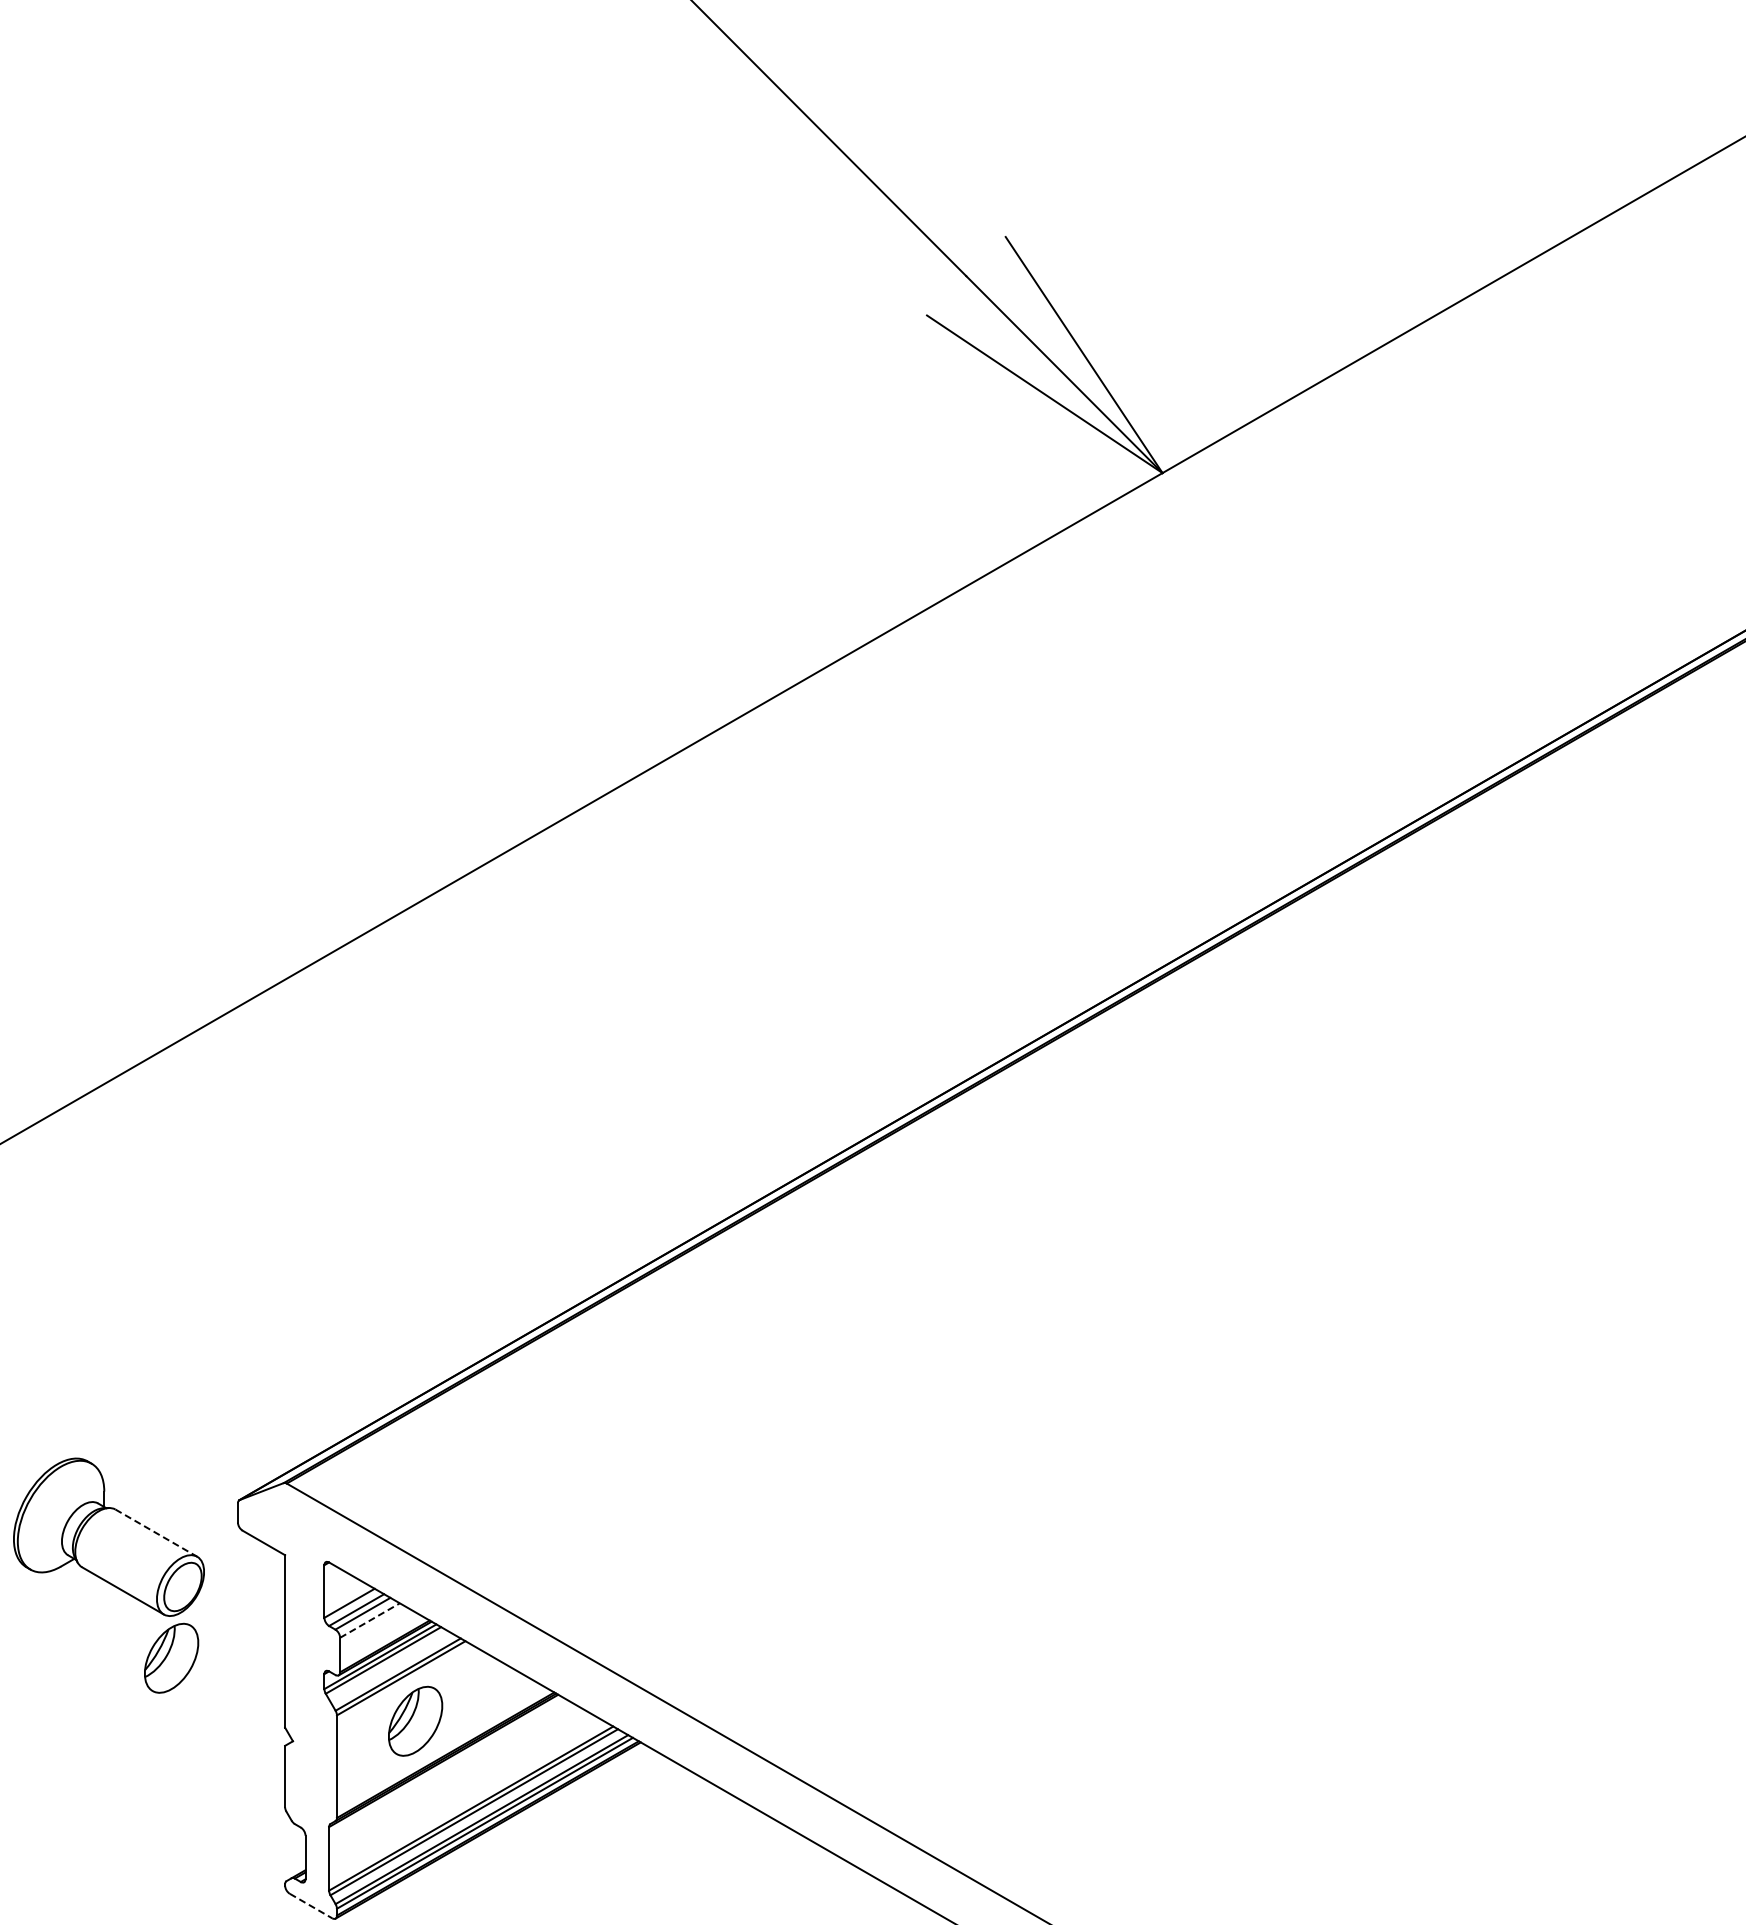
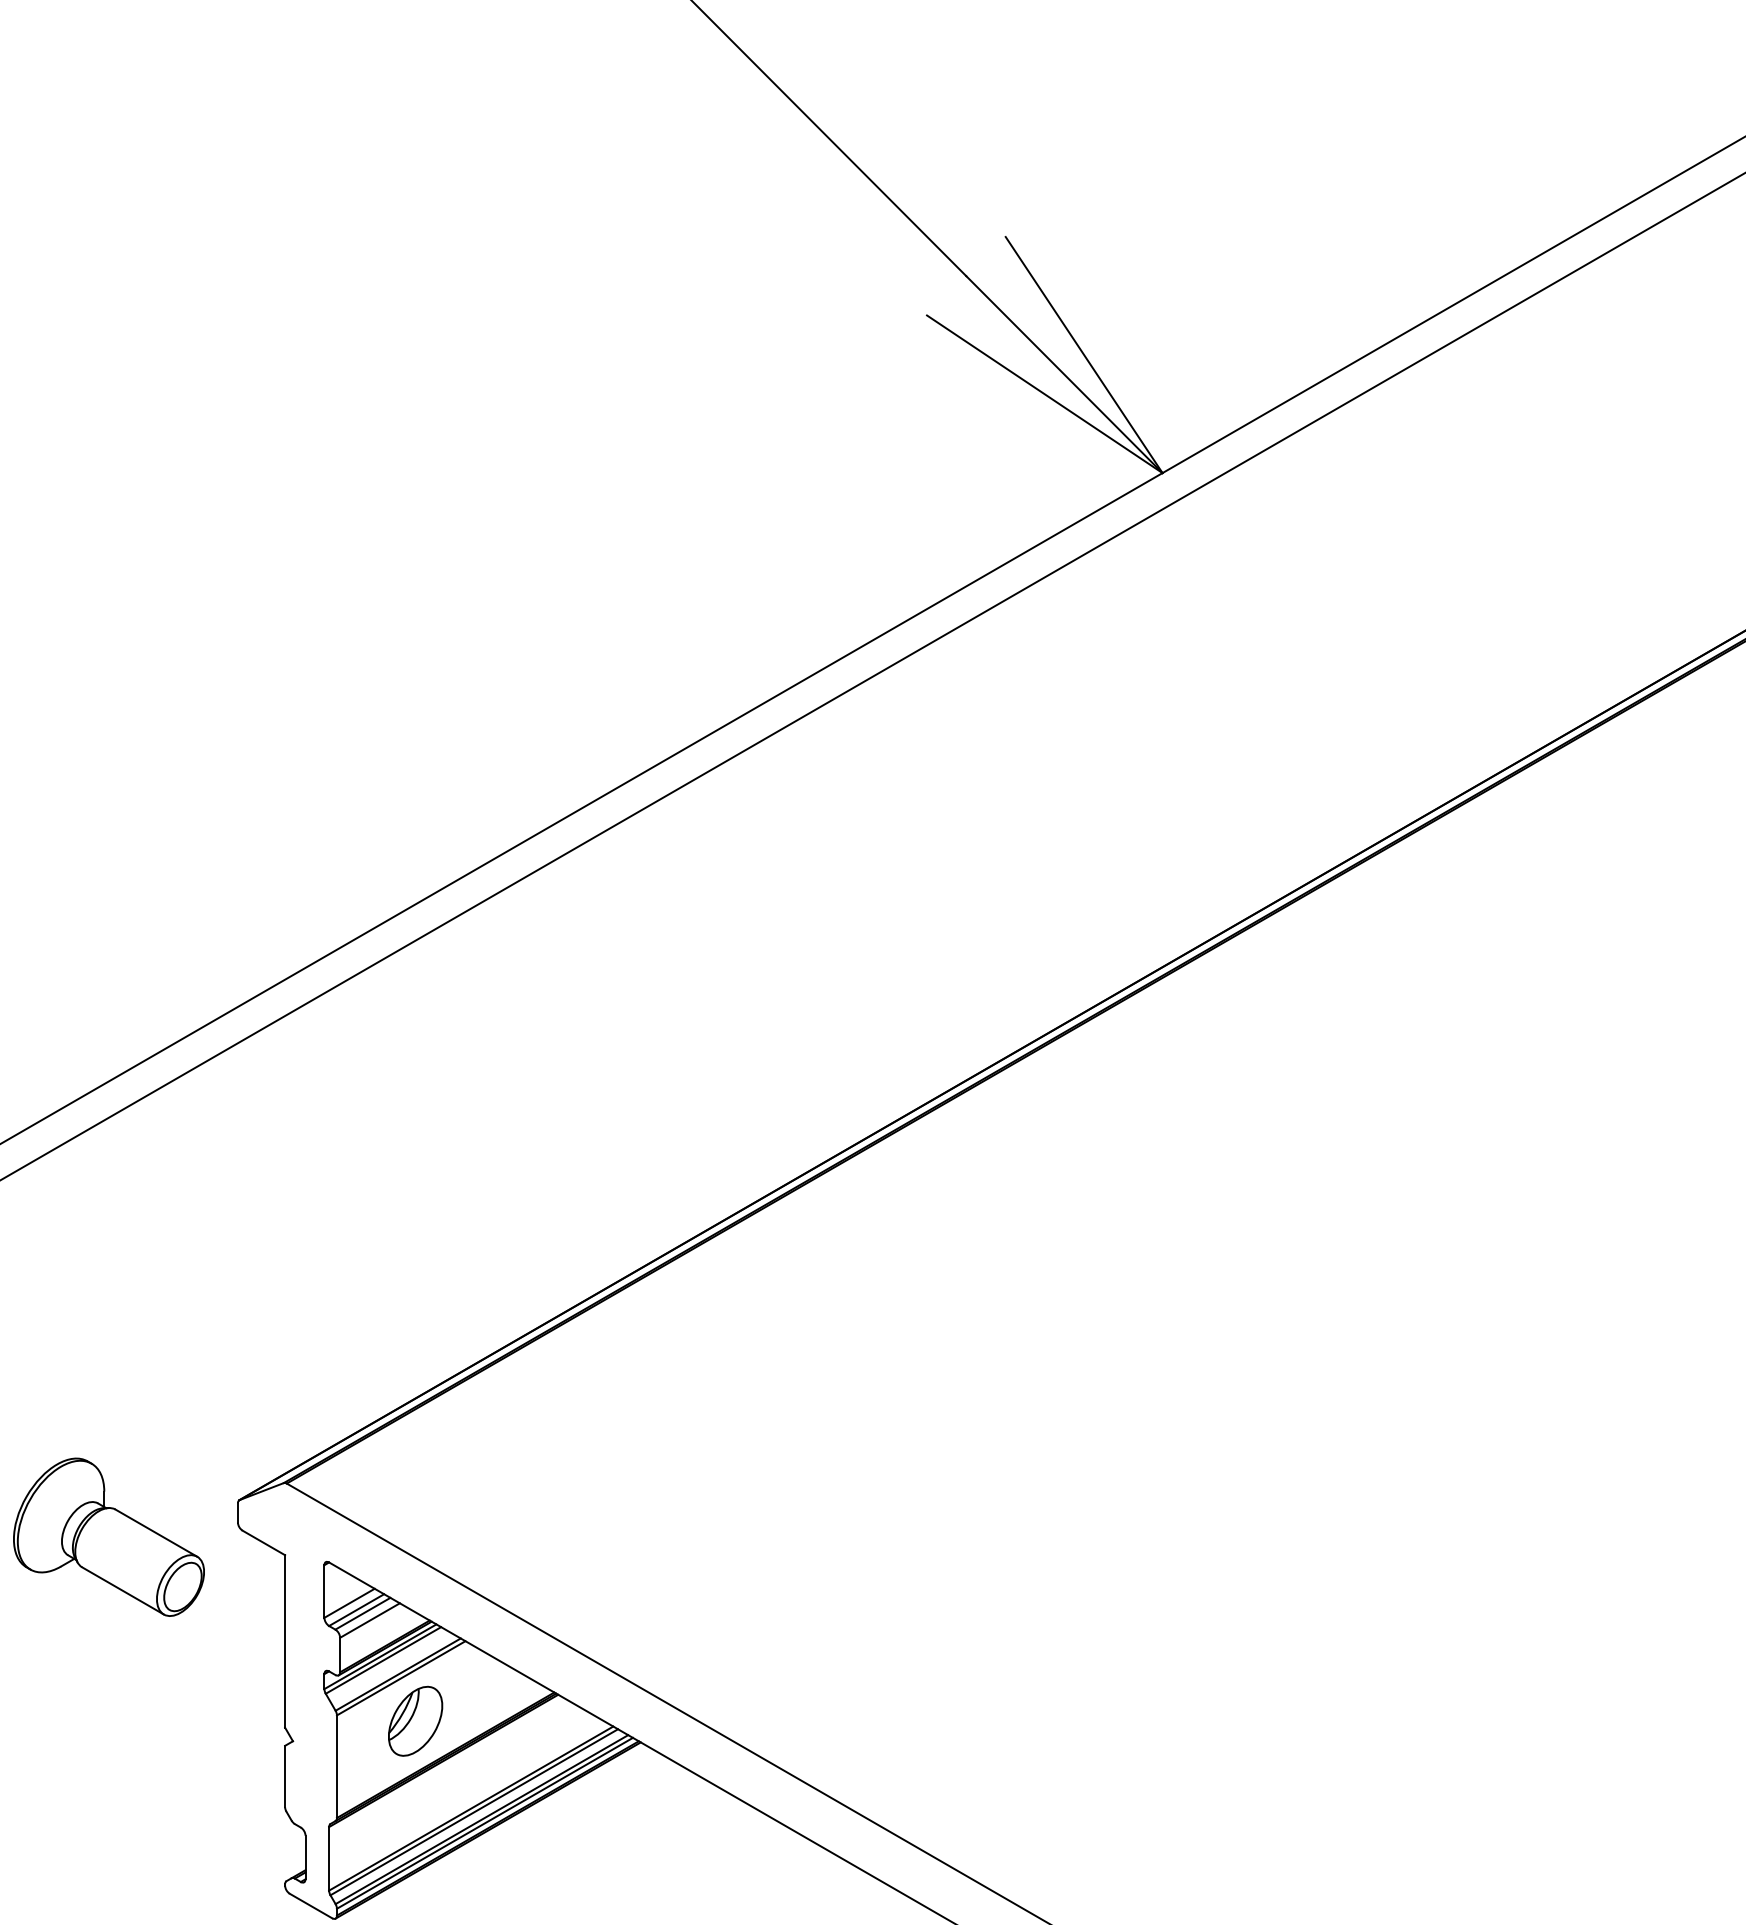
line: none -> present (872, 676)
line: dashed -> solid (156, 1533)
line: dashed -> solid (370, 1620)
part: present -> none (171, 1657)
line: dashed -> solid (311, 1906)
